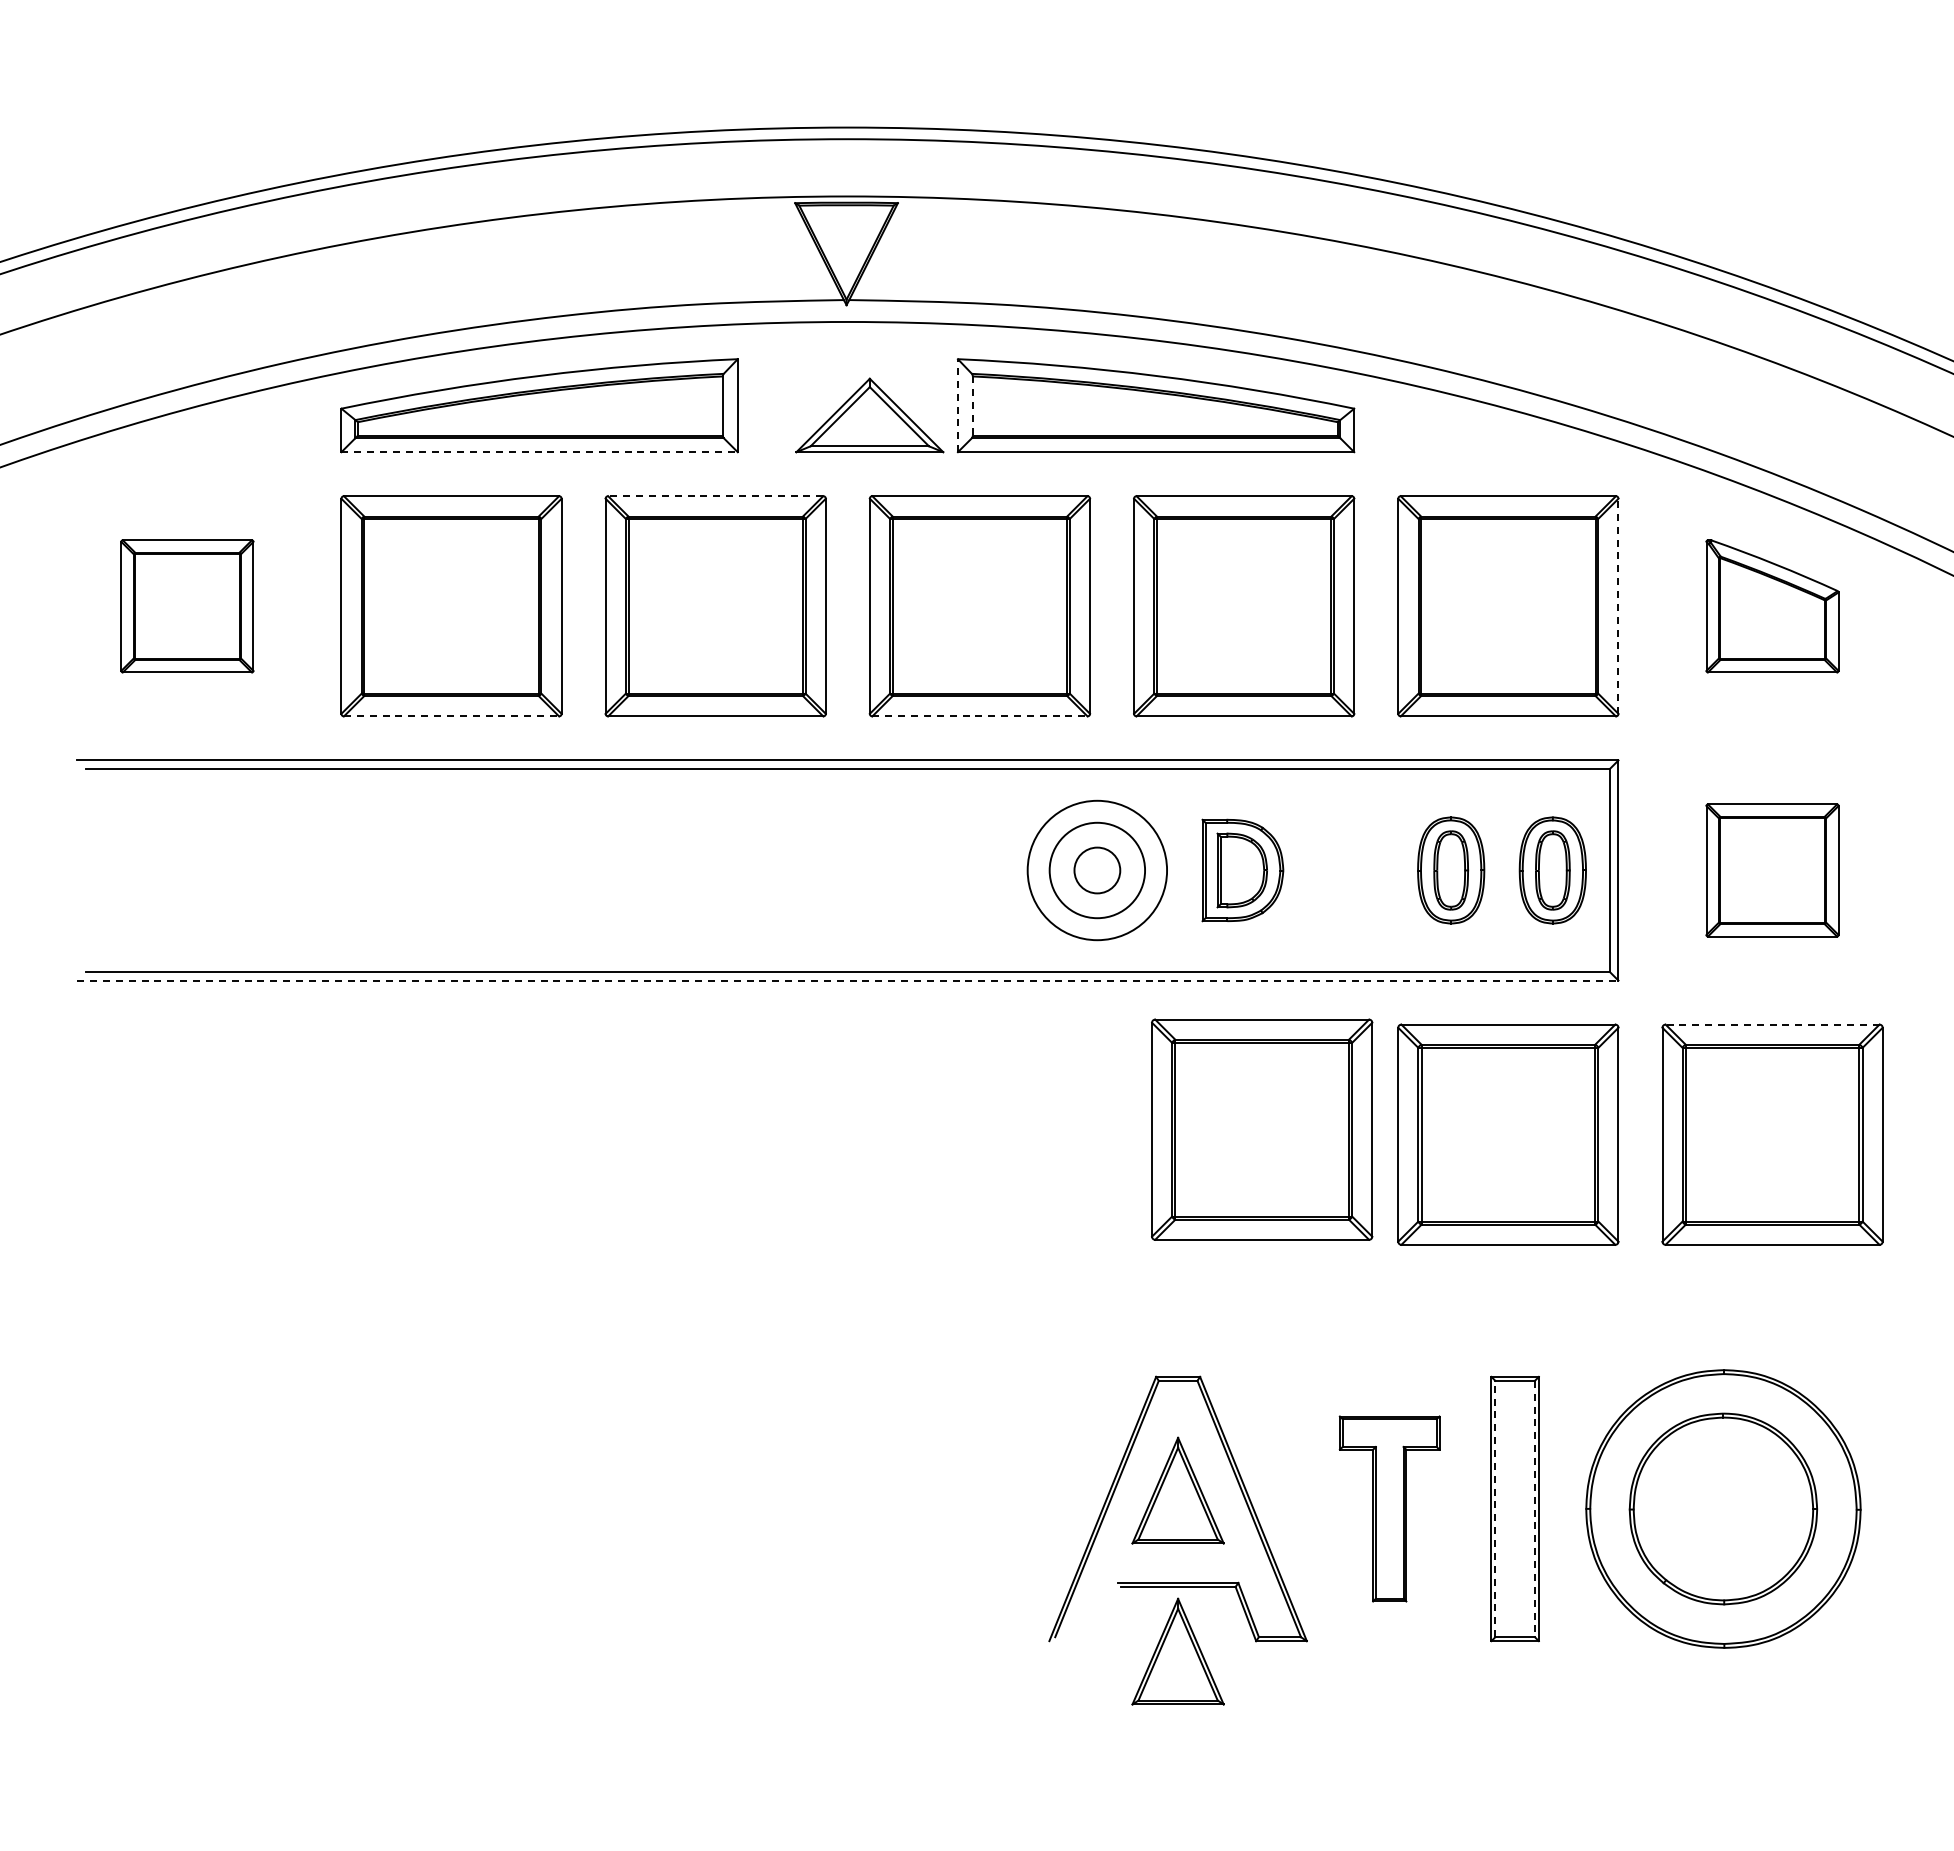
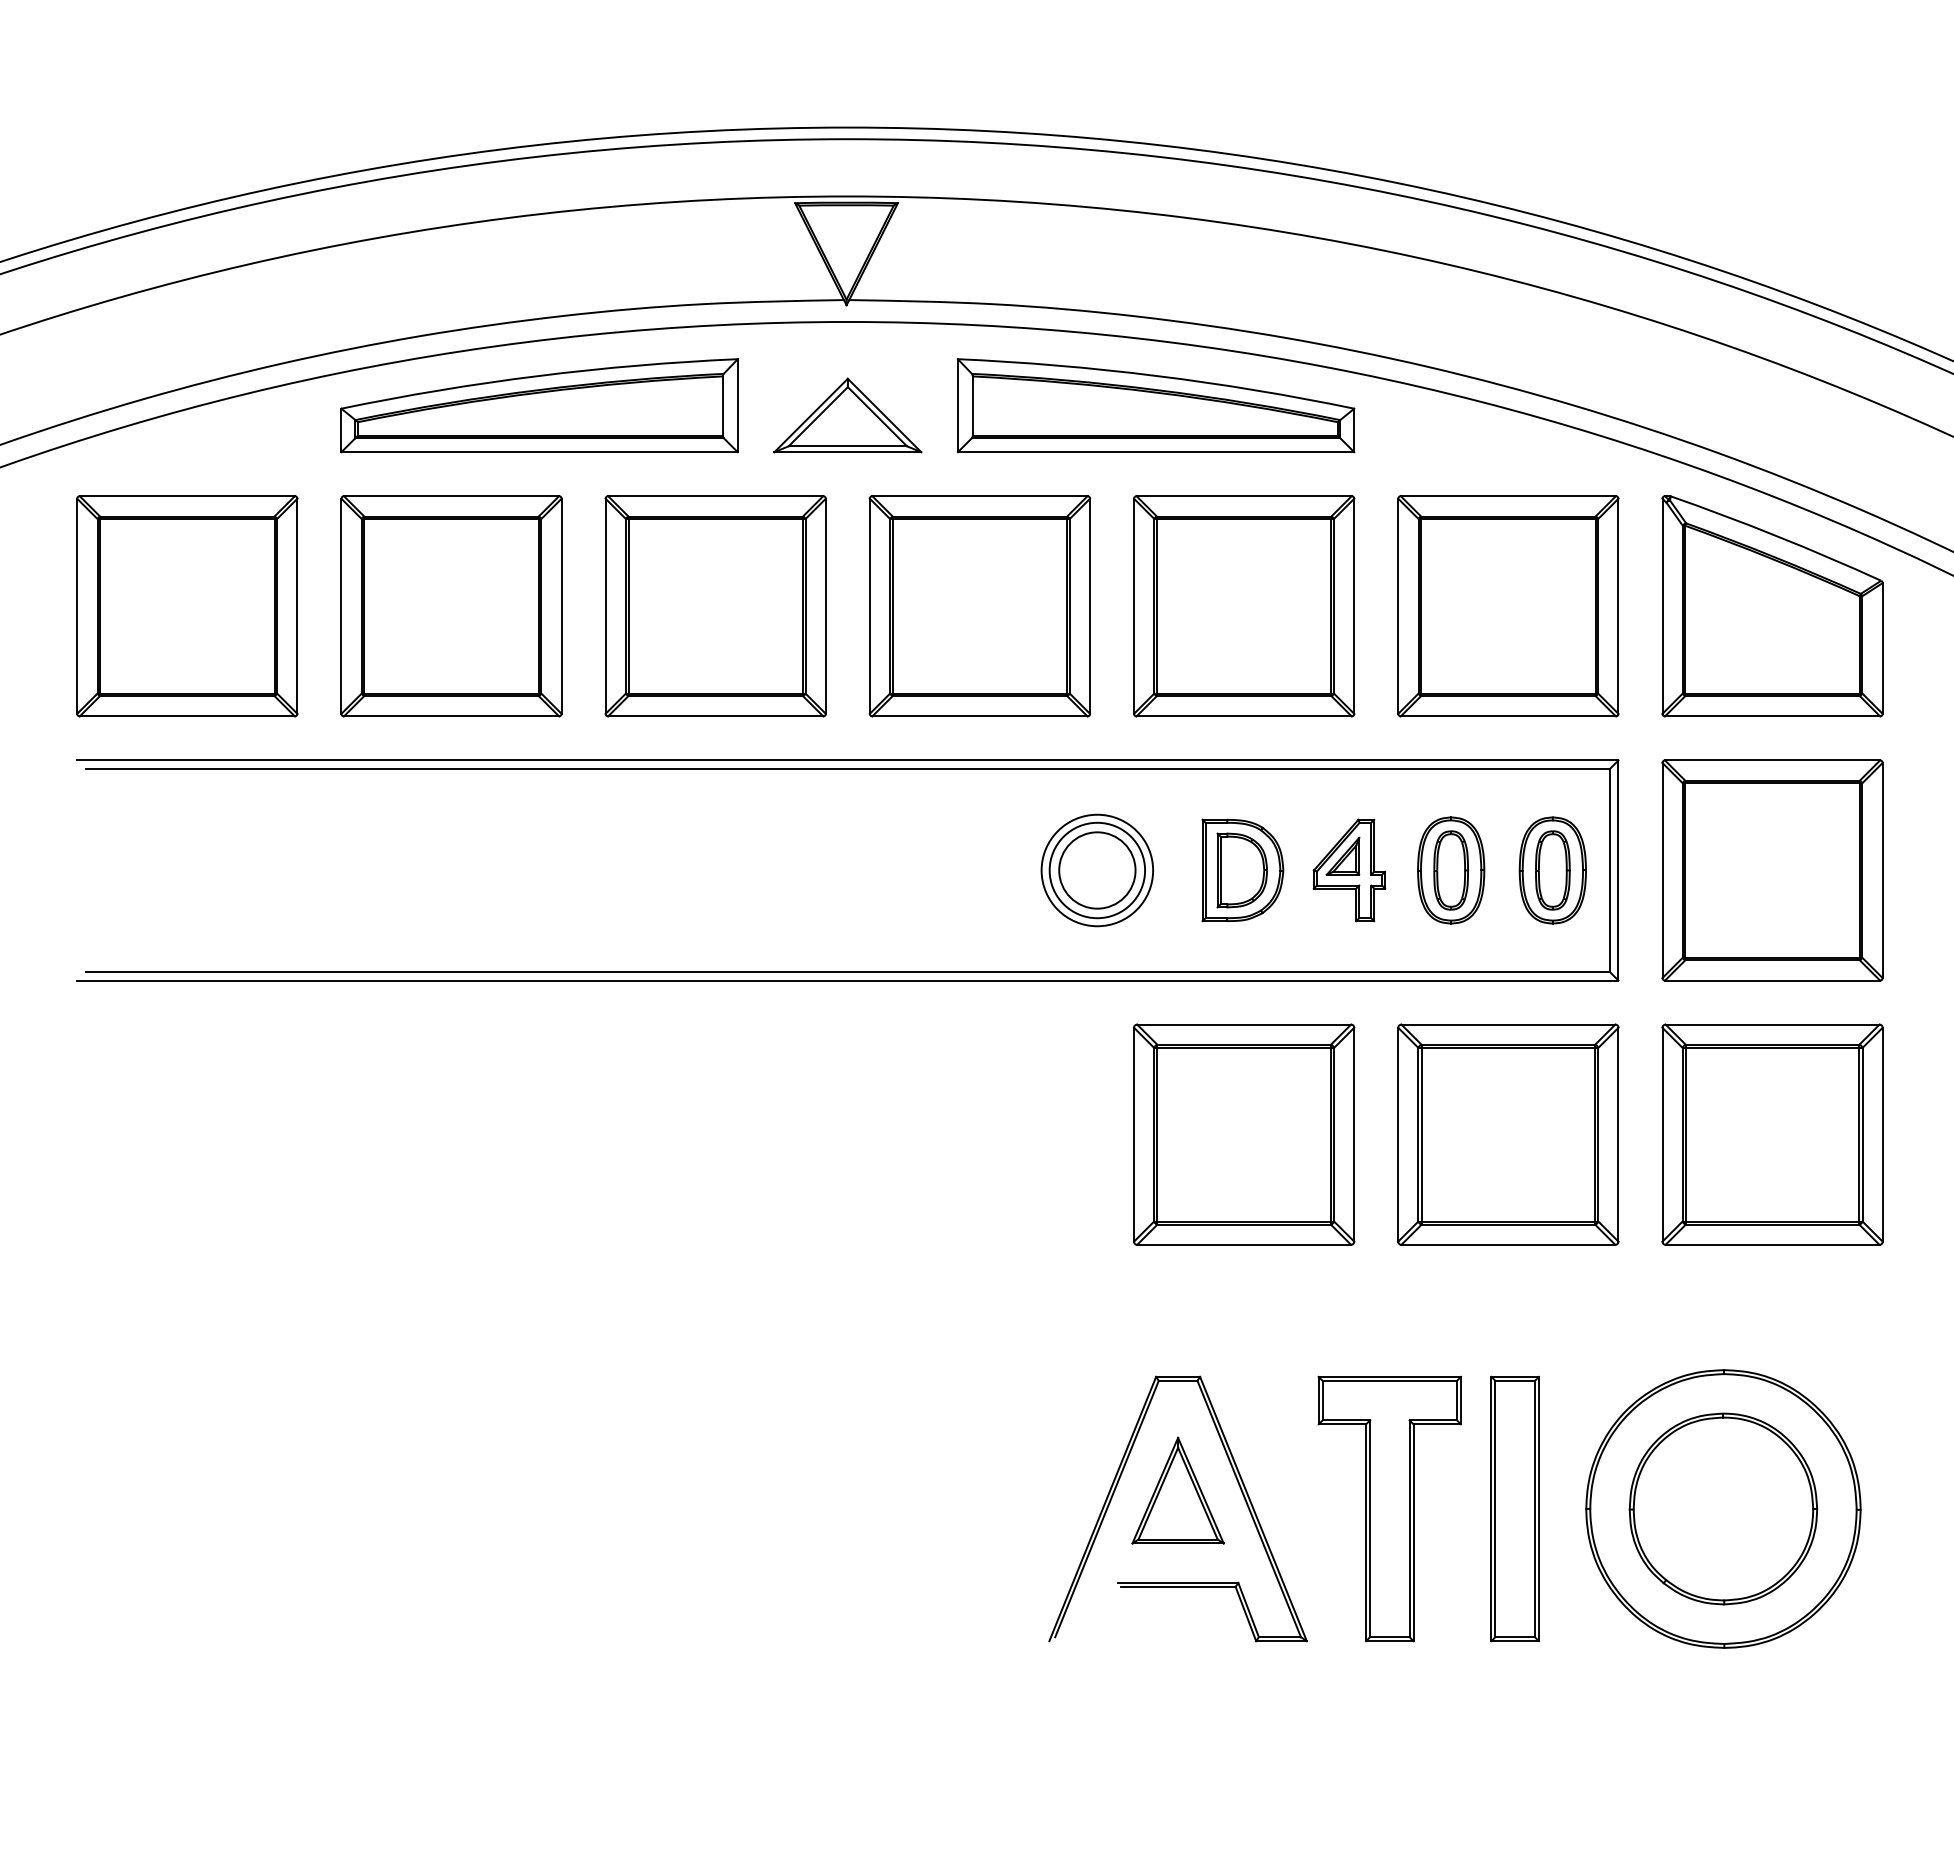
line: dashed -> solid (957, 405)
line: dashed -> solid (972, 406)
part position: (869, 415) -> (847, 415) (847, 415)
line: dashed -> solid (540, 452)
line: dashed -> solid (715, 496)
part size: 135x135 px -> 223x223 px (187, 606)
line: dashed -> solid (1618, 606)
part size: 135x135 px -> 223x223 px (1772, 606)
line: dashed -> solid (451, 716)
line: dashed -> solid (979, 716)
circle diameter: 139 px -> 112 px (1097, 870)
circle diameter: 46 px -> 76 px (1097, 870)
part: none -> present (1349, 870)
part size: 135x135 px -> 223x223 px (1772, 870)
line: dashed -> solid (847, 980)
line: dashed -> solid (1772, 1024)
part position: (1262, 1129) -> (1244, 1134) (1244, 1134)
part size: 103x188 px -> 145x268 px (1389, 1508)
line: dashed -> solid (1495, 1508)
line: dashed -> solid (1534, 1509)
part: present -> none (1177, 1651)
